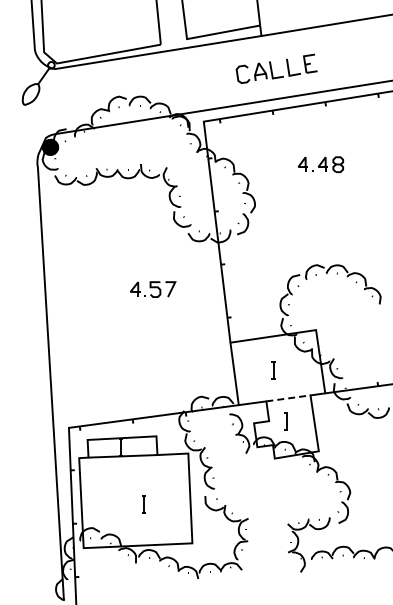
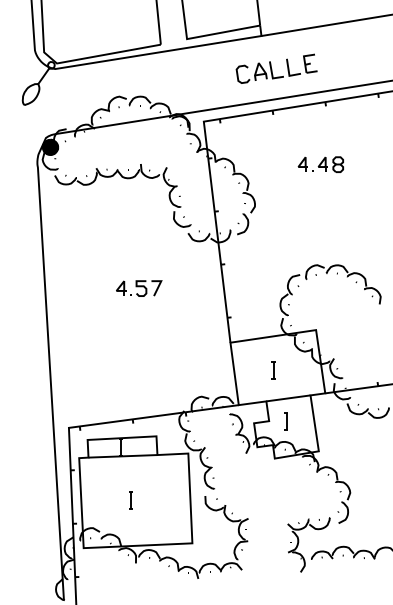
part position: (153, 289) -> (139, 288) (139, 288)
line: dashed -> solid (288, 398)
line position: (143, 504) -> (130, 500) (130, 500)
